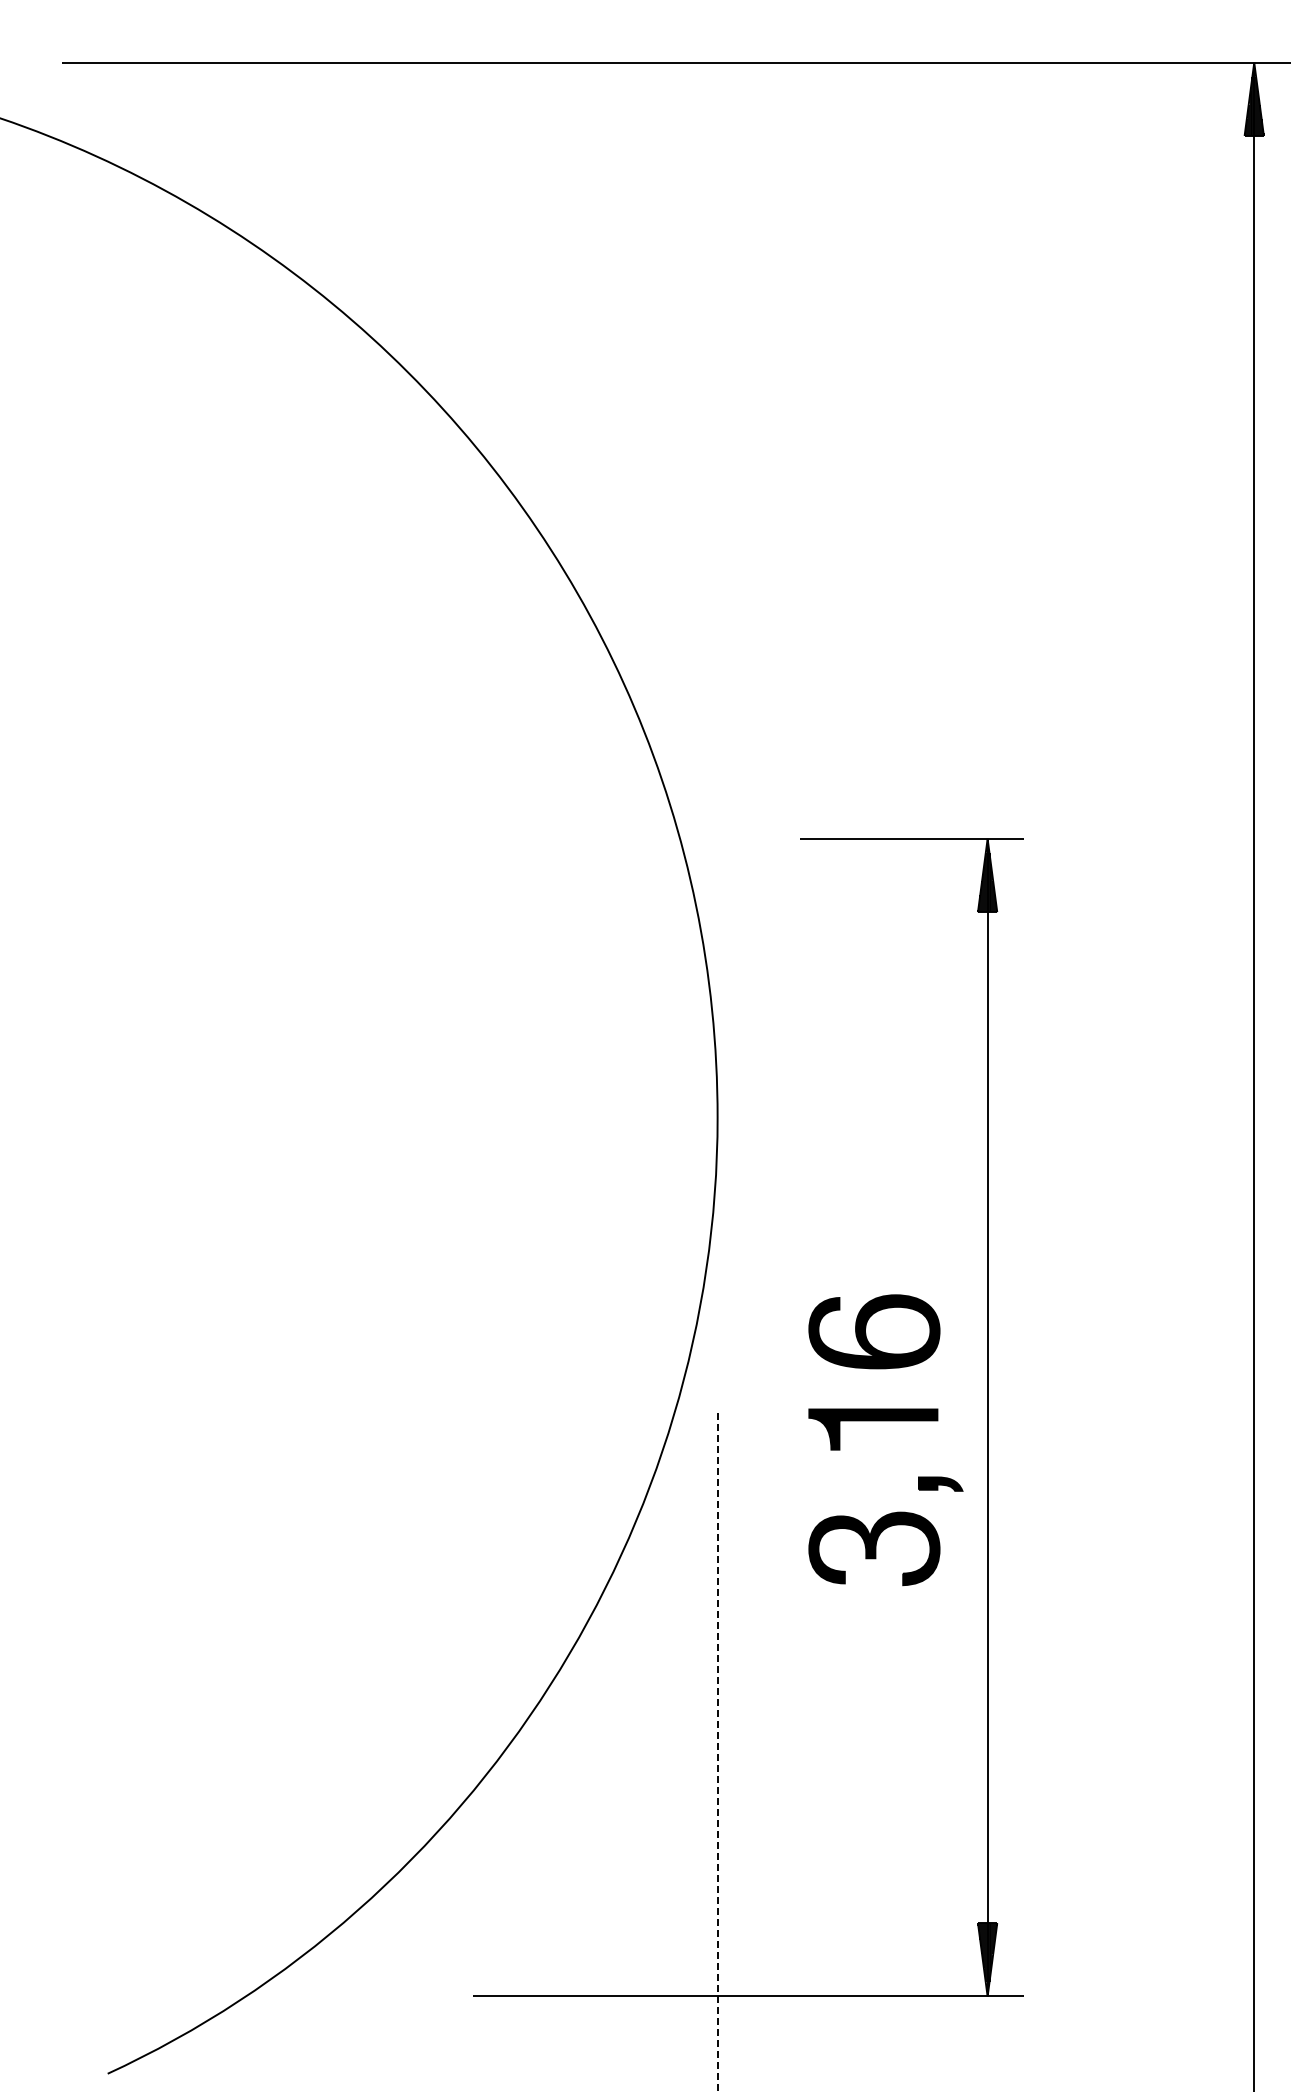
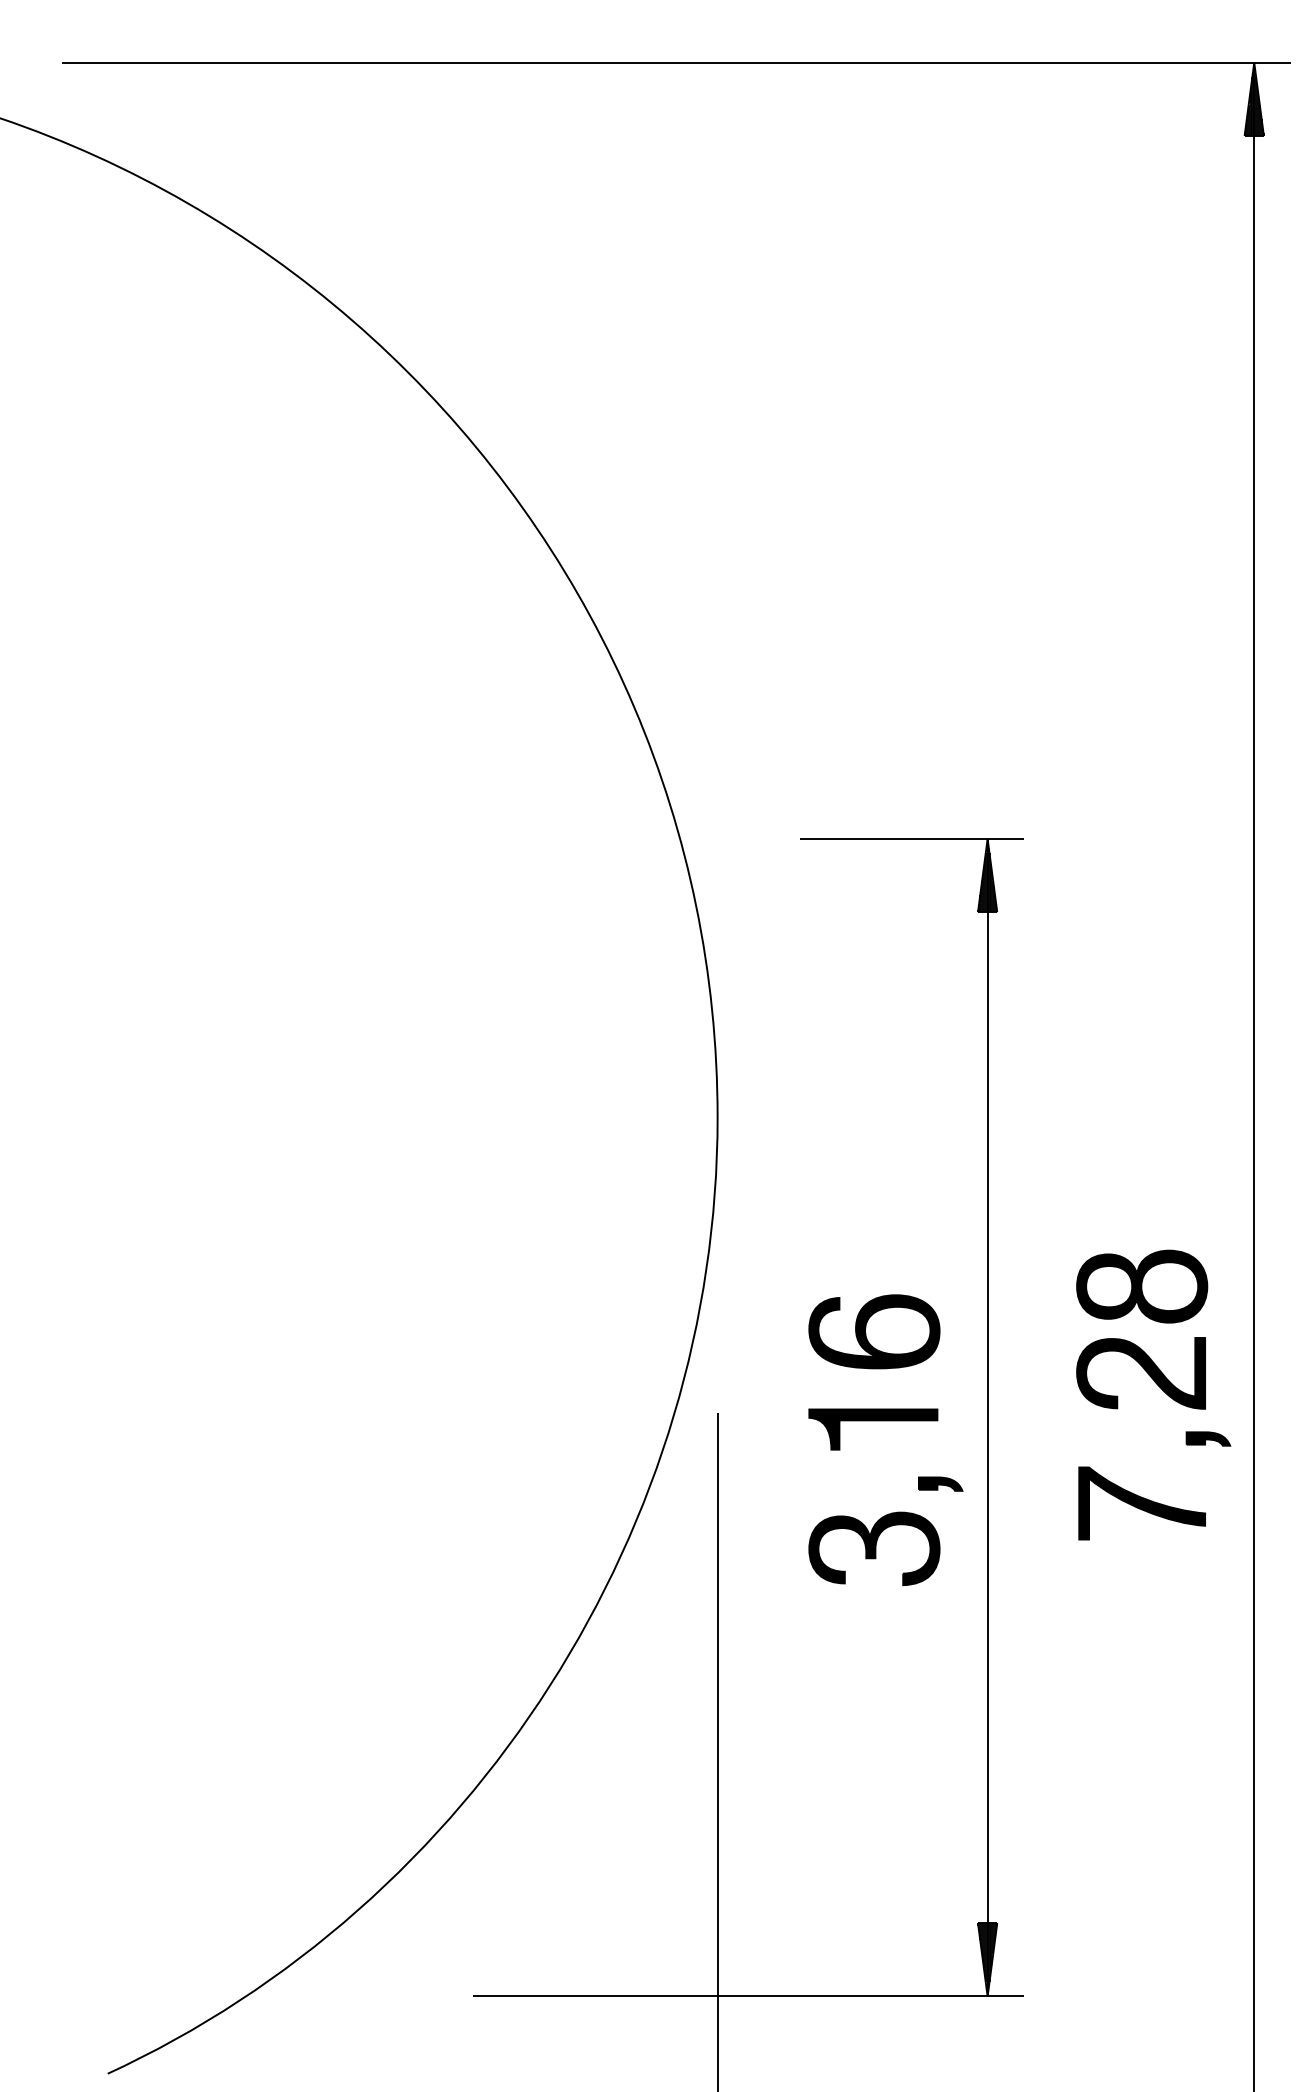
part: none -> present (1159, 1387)
line: dashed -> solid (717, 1752)
